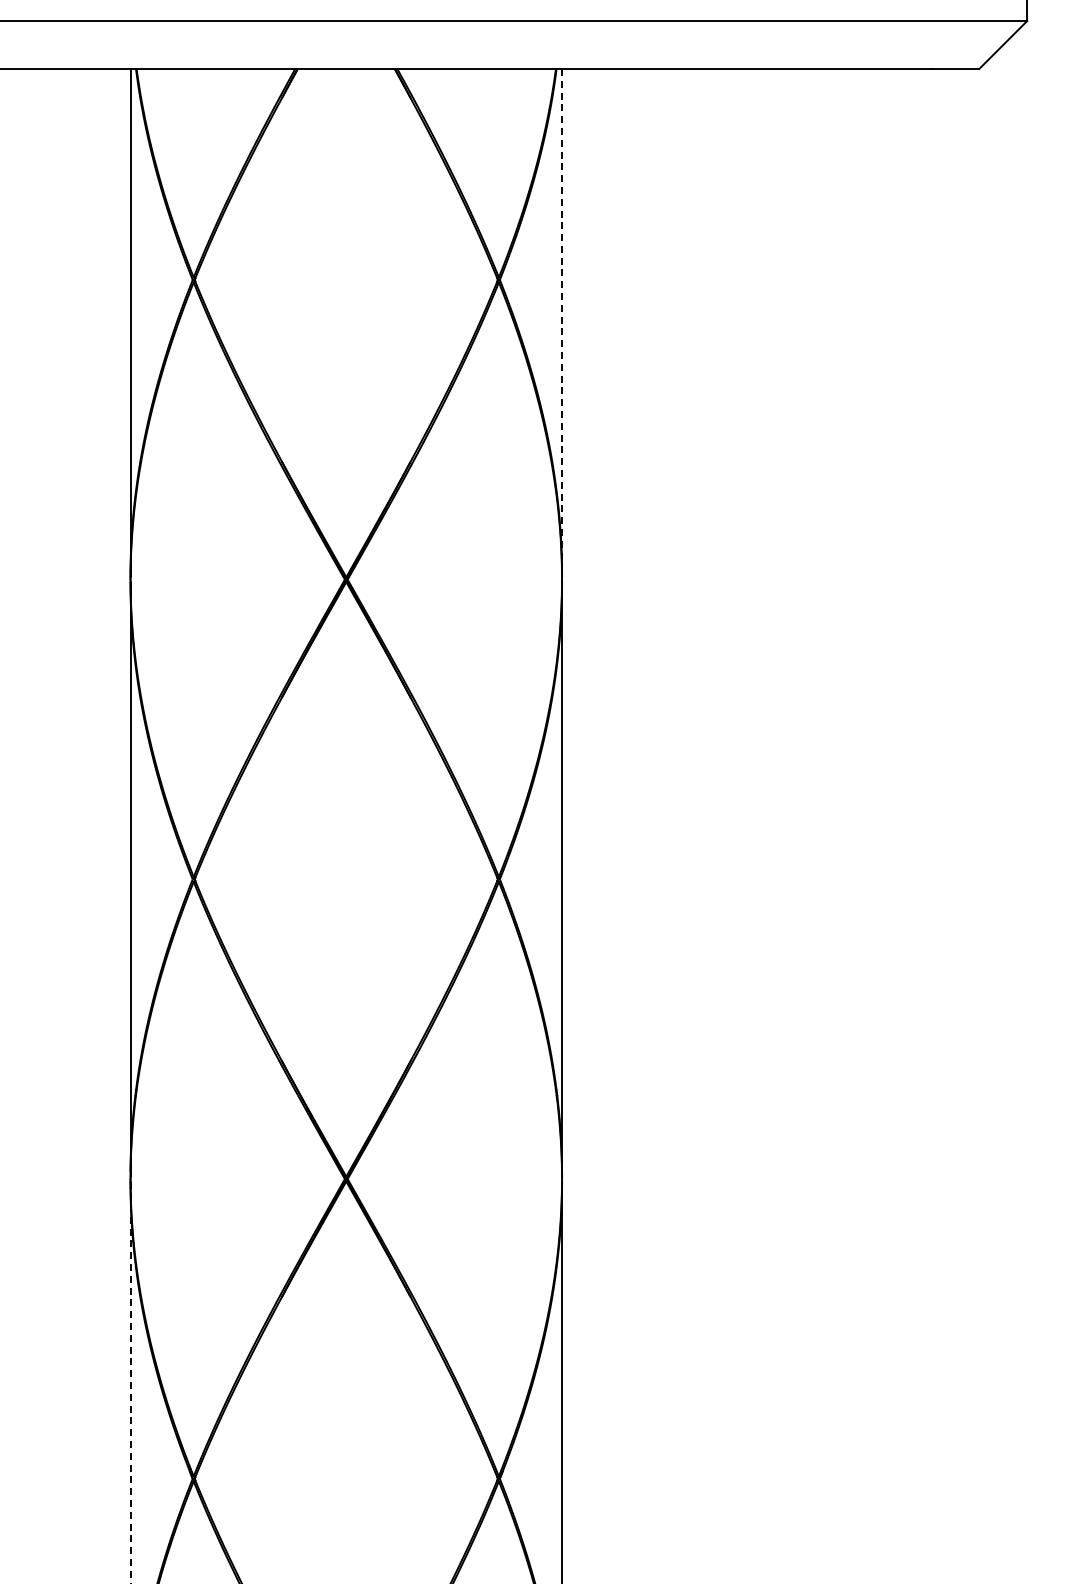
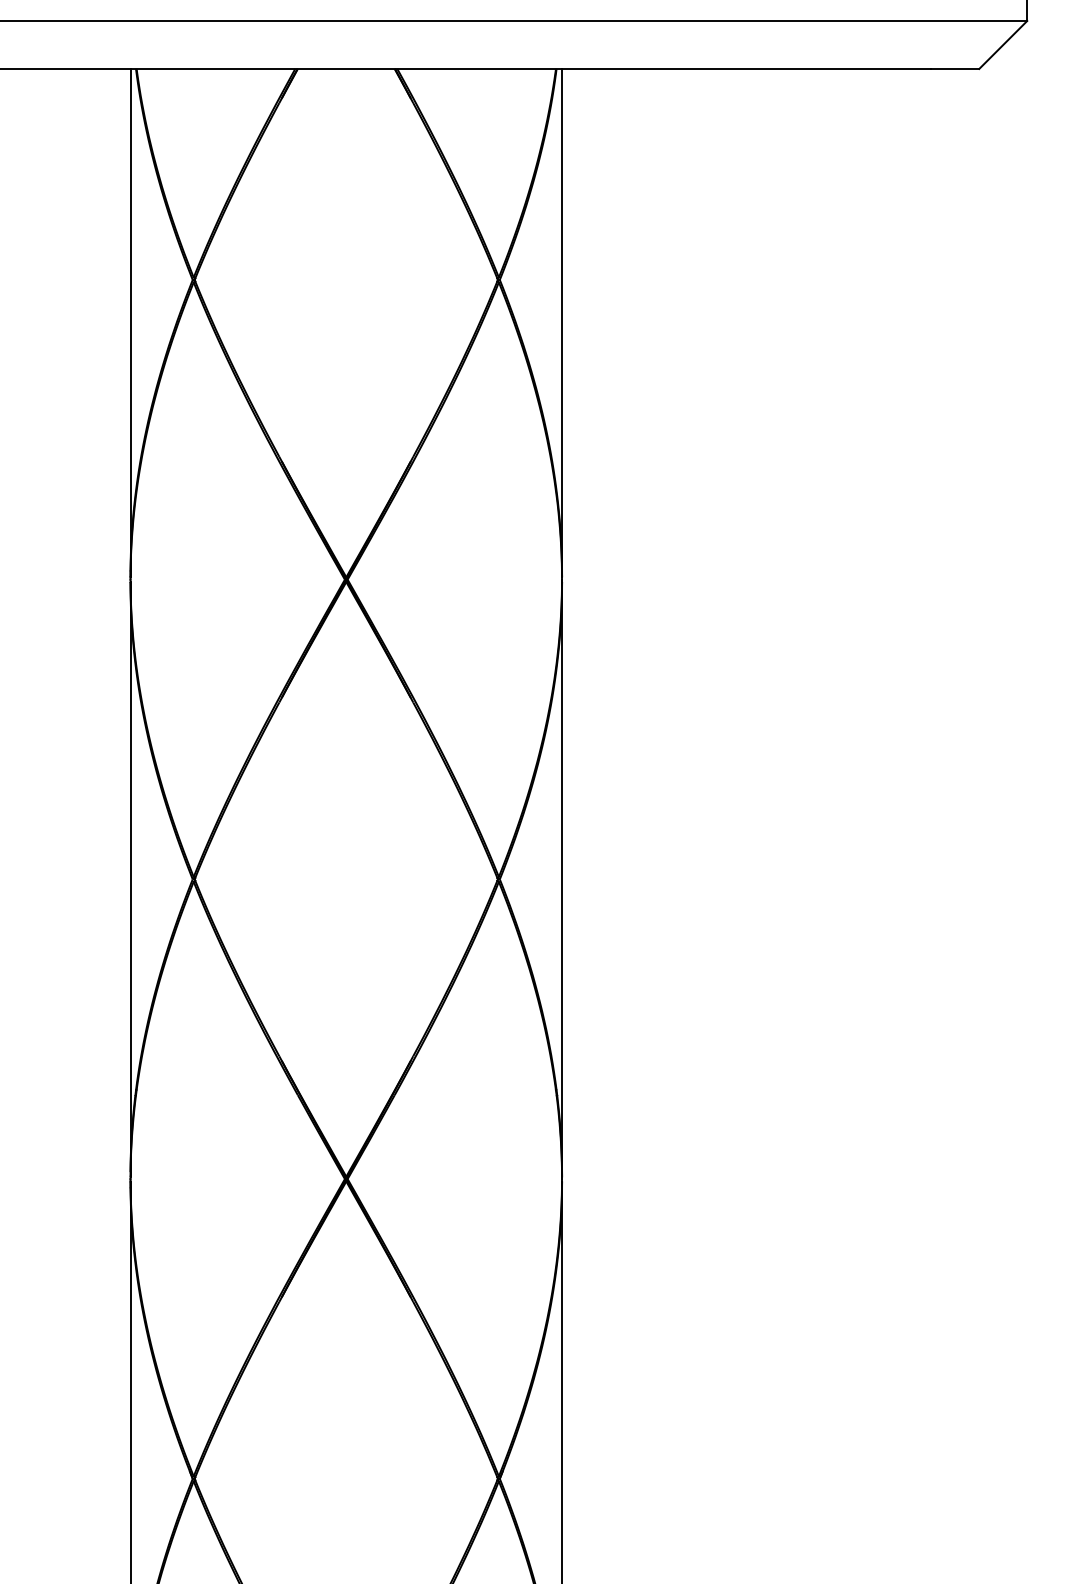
line: dashed -> solid (562, 323)
line: dashed -> solid (130, 1382)
